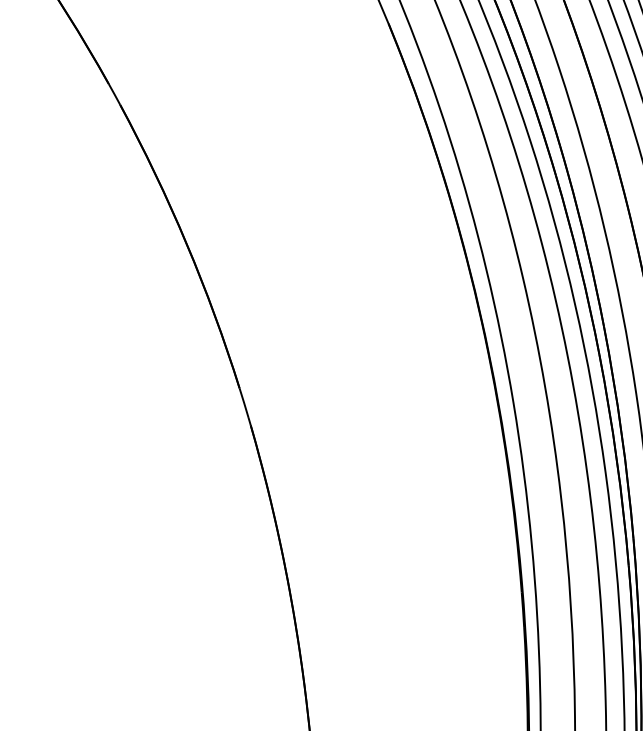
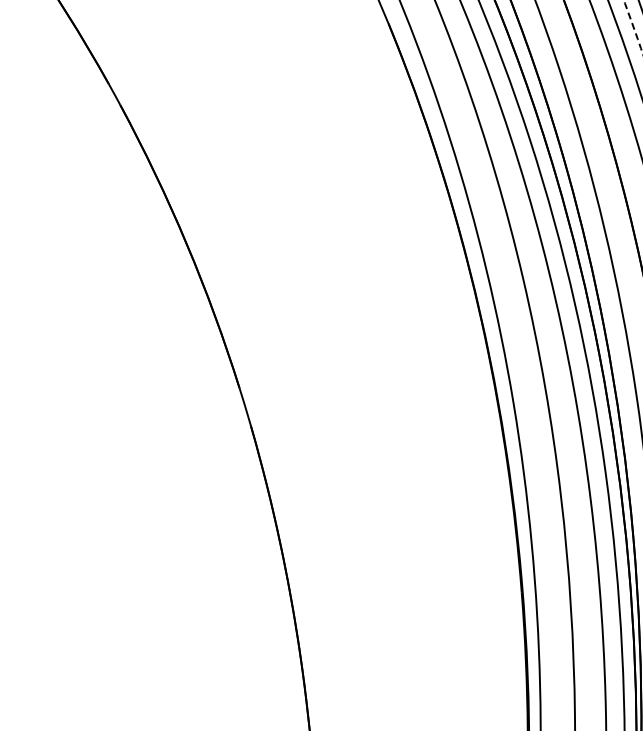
arc: solid -> dashed (633, 27)
